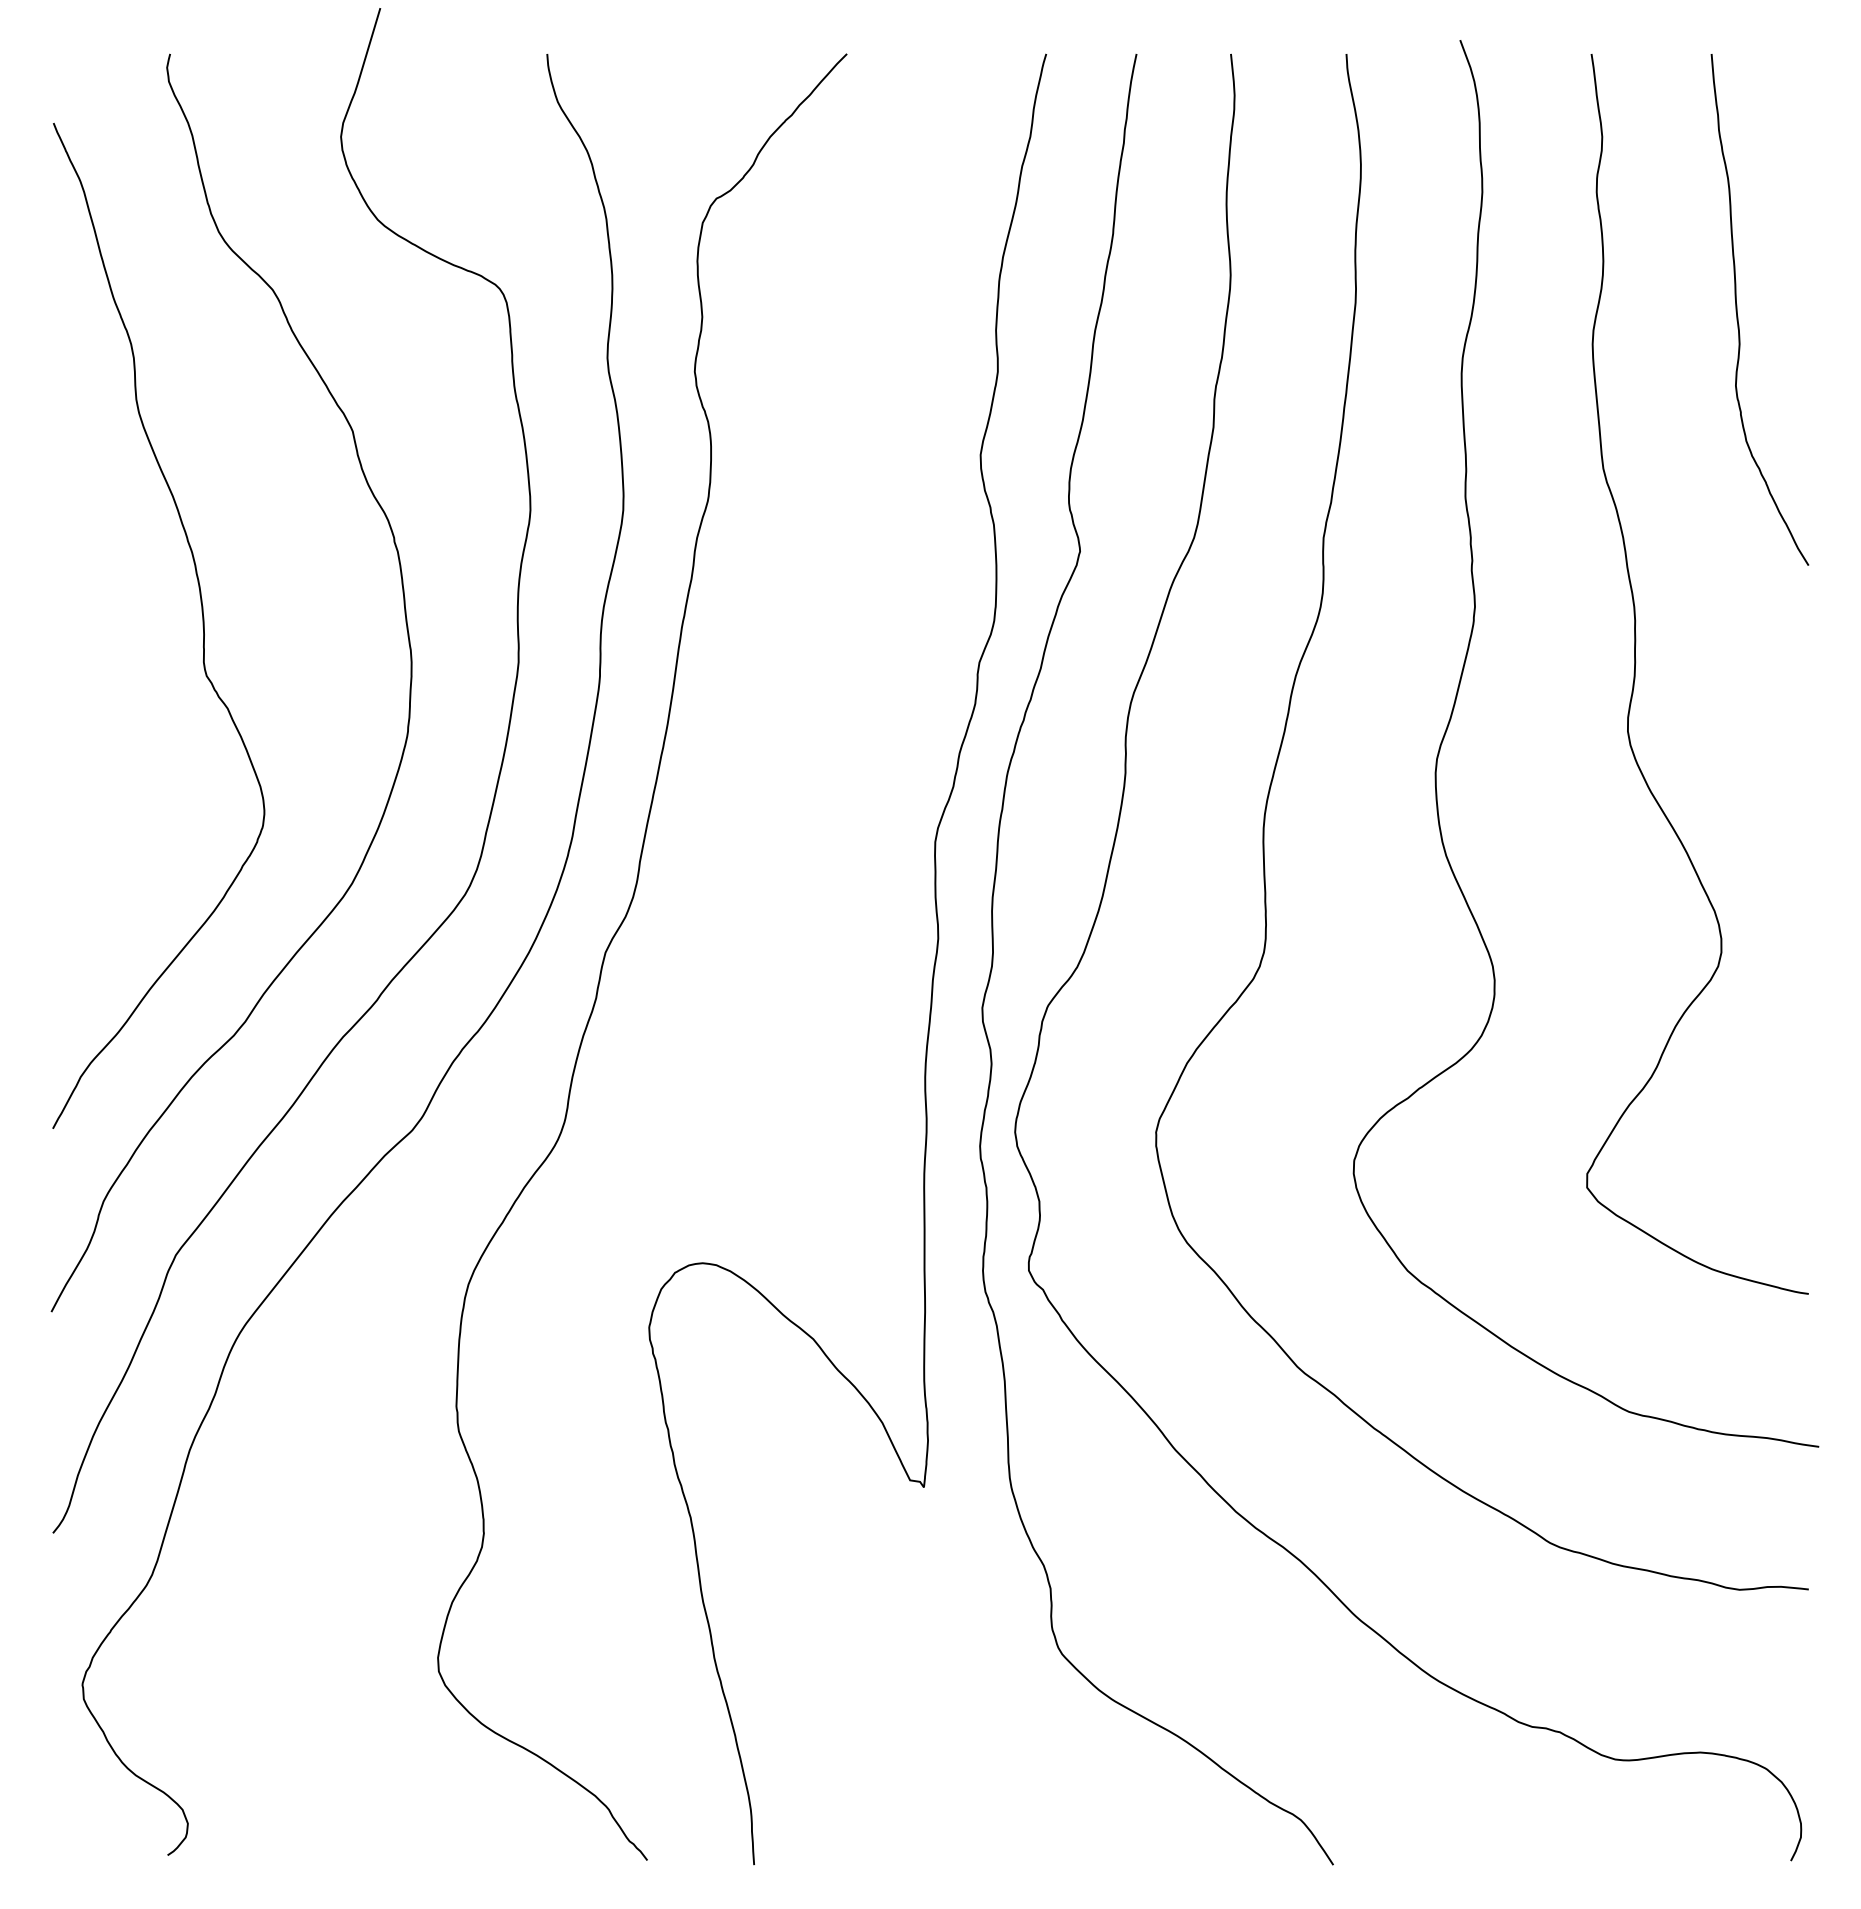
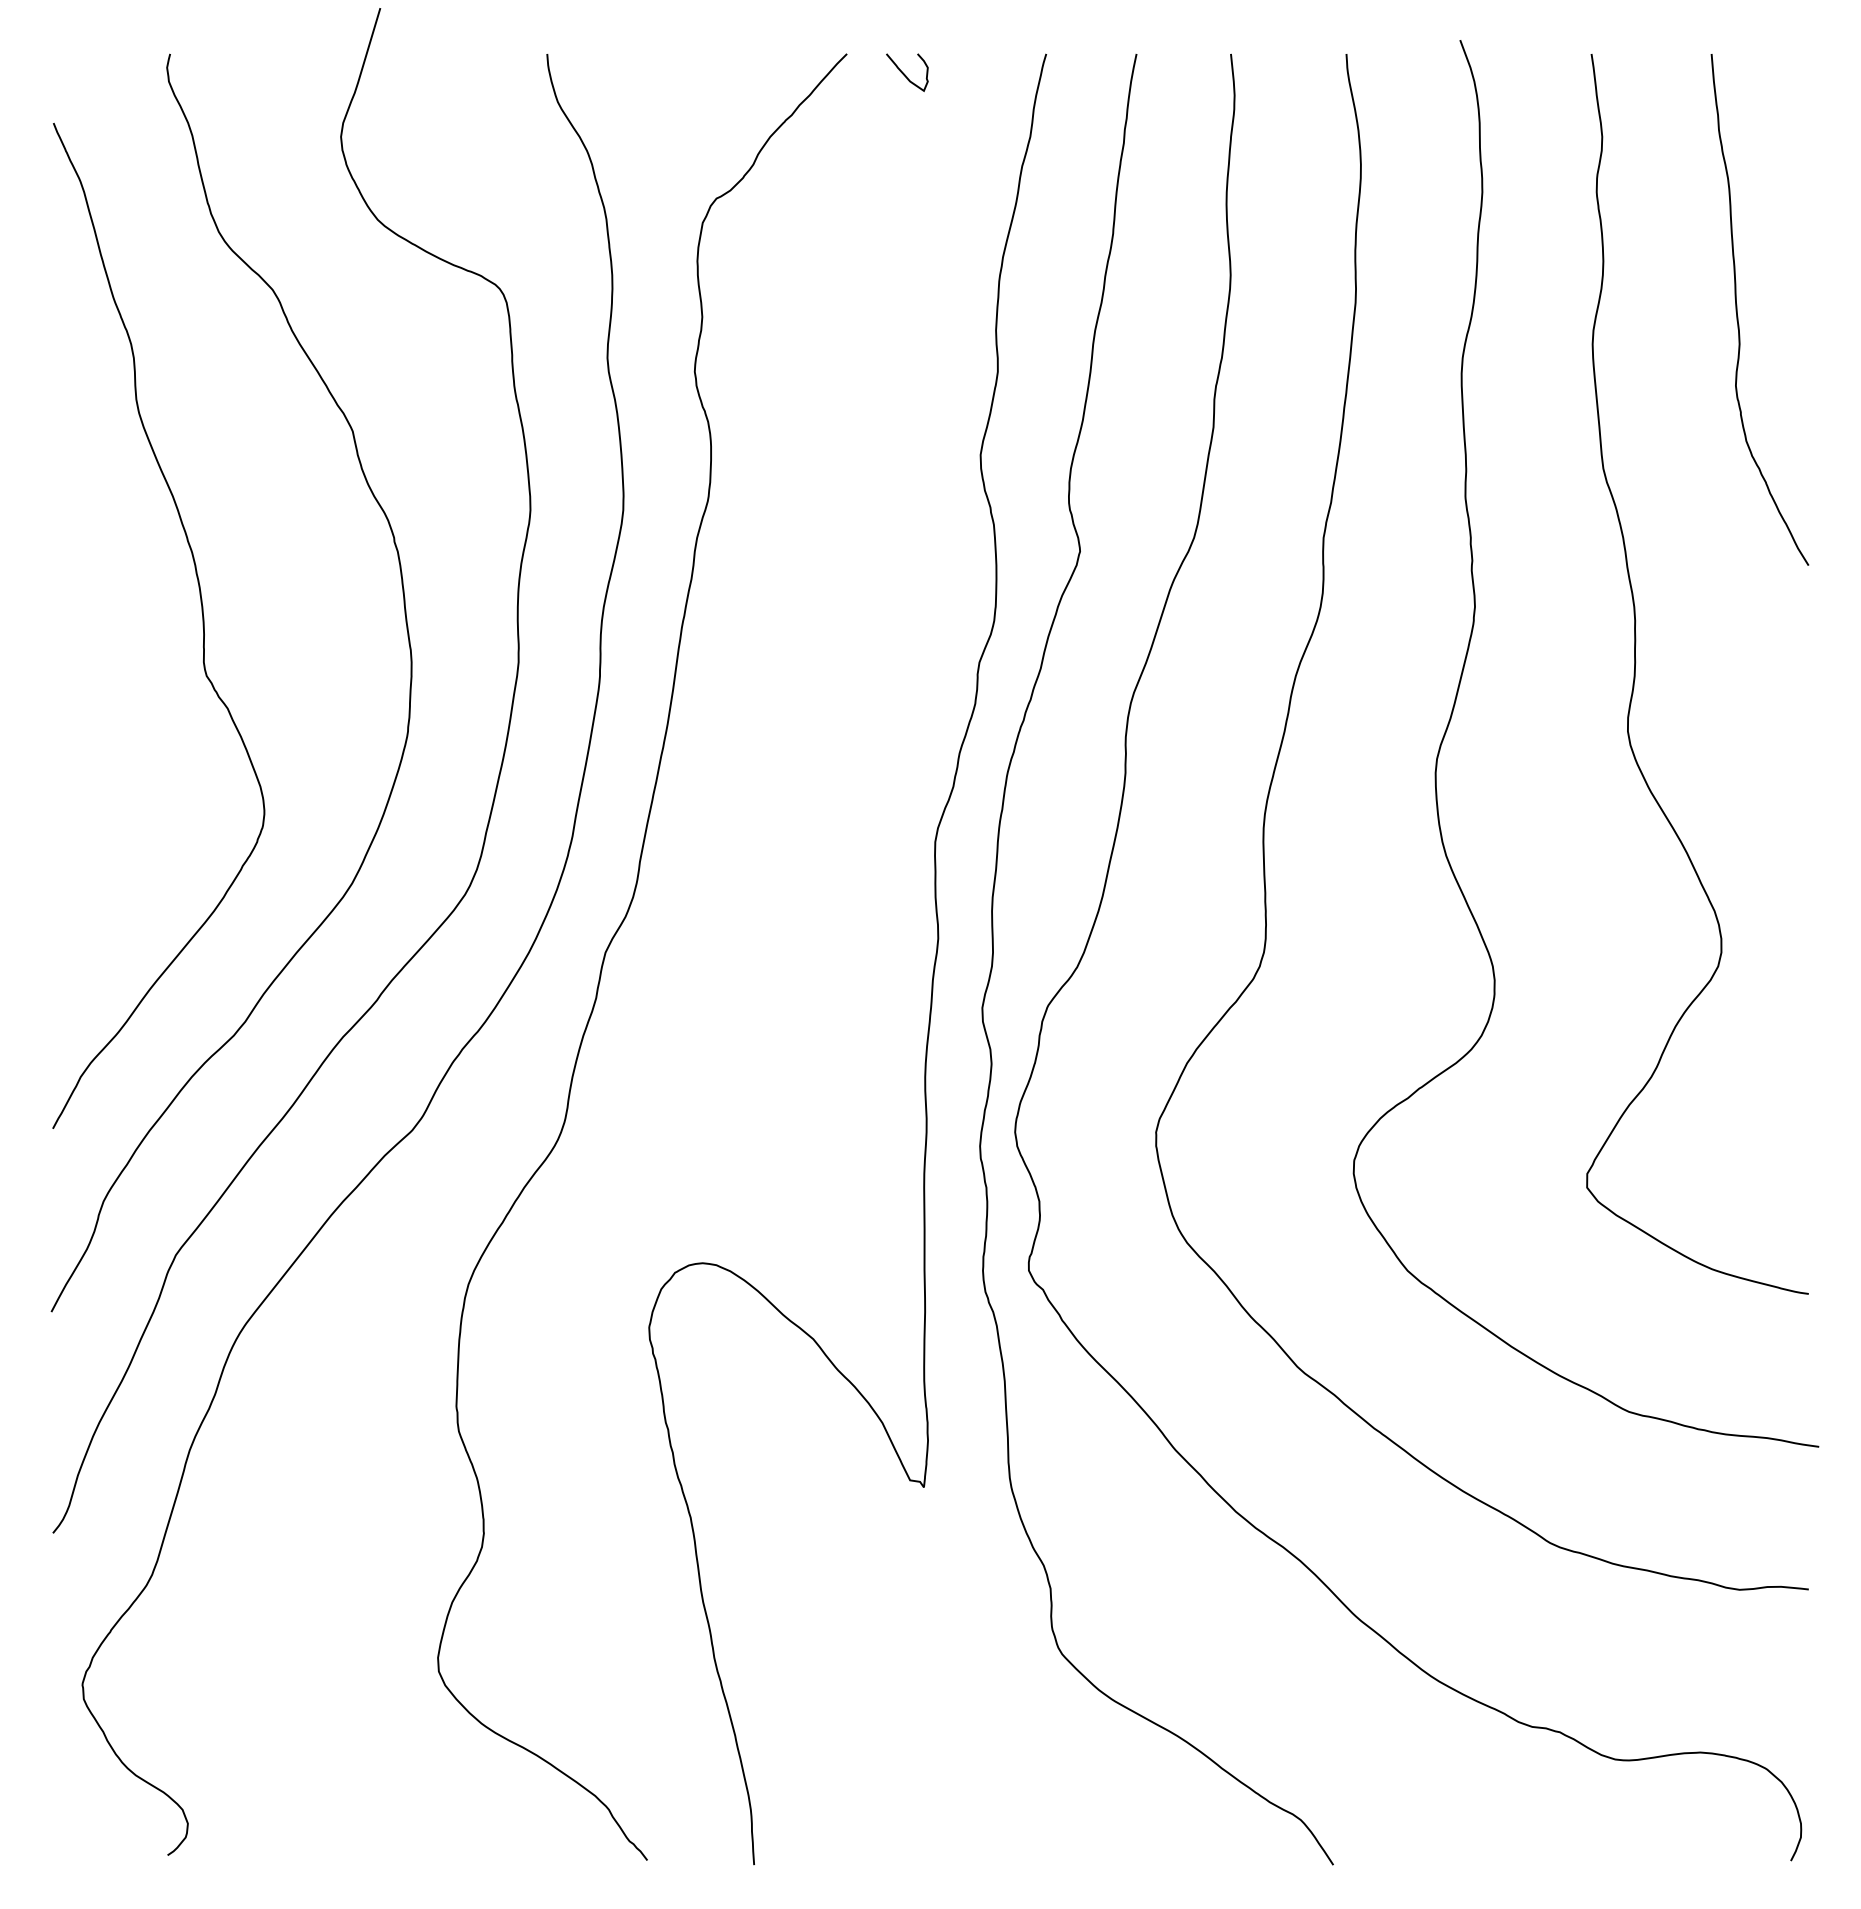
curve: none -> present (905, 74)
